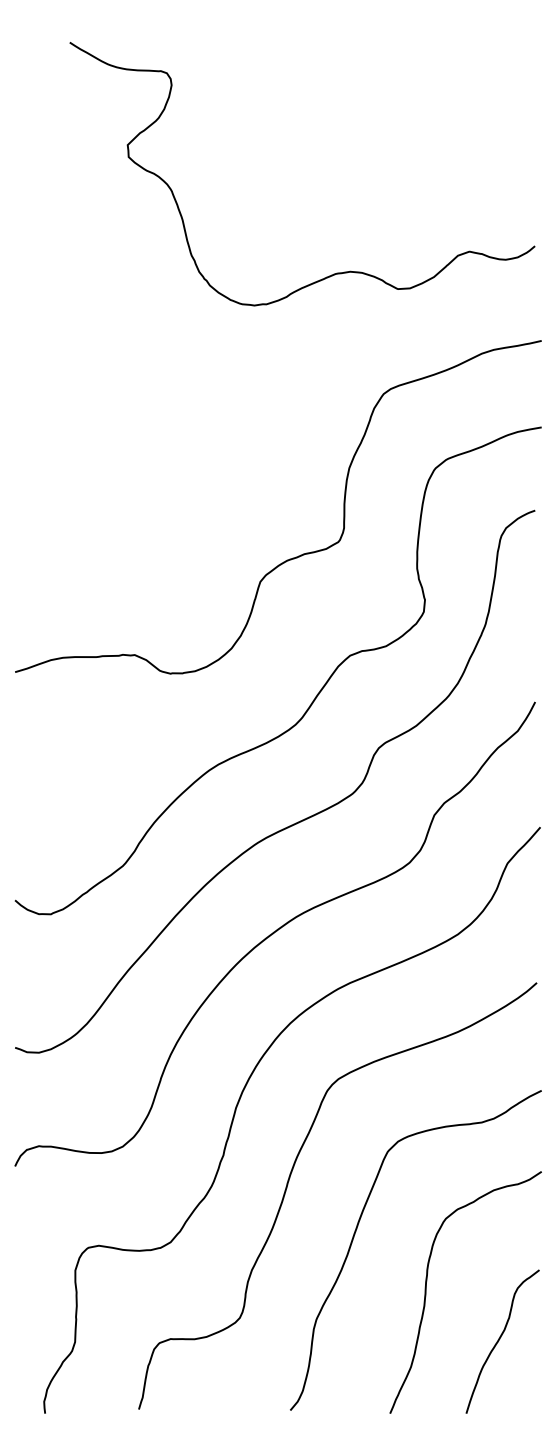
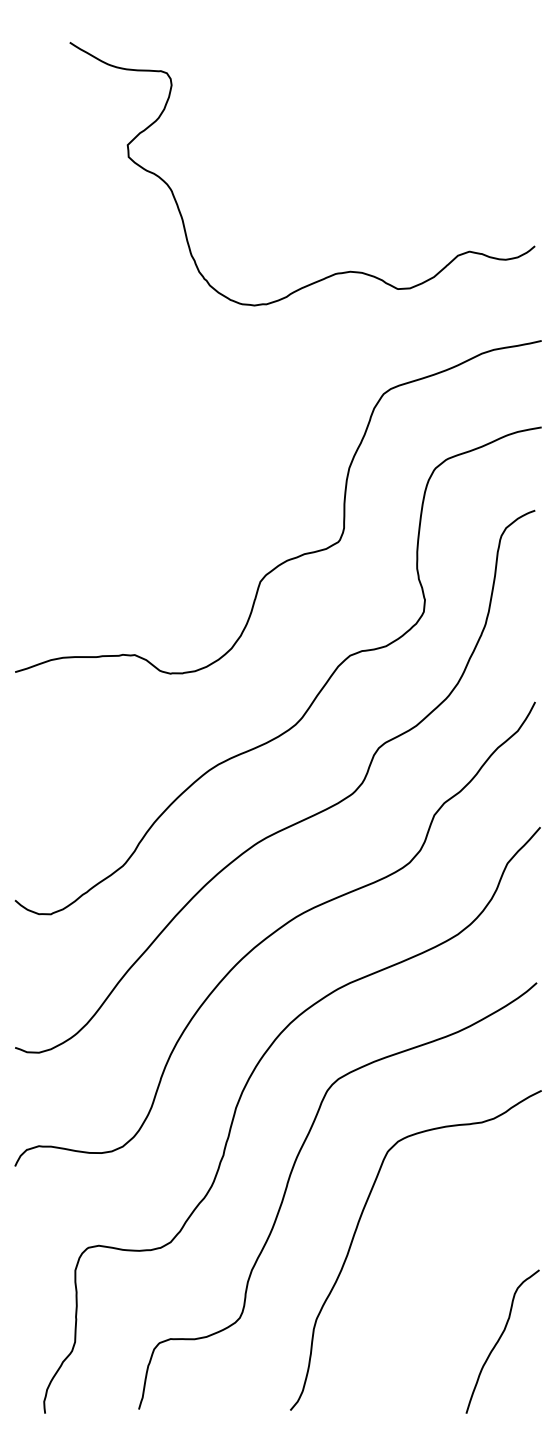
curve: present -> none (426, 1292)
